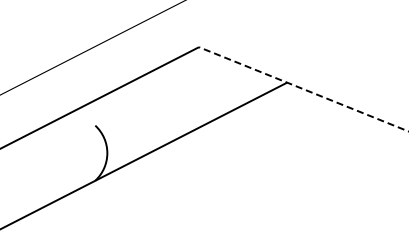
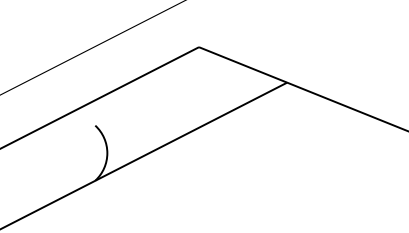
line: dashed -> solid (303, 89)
